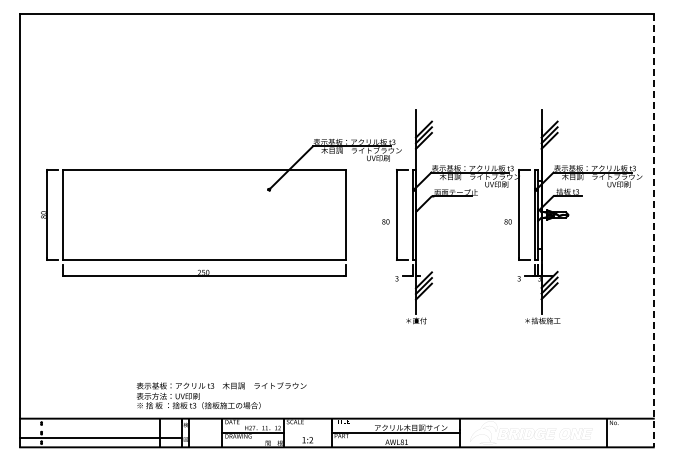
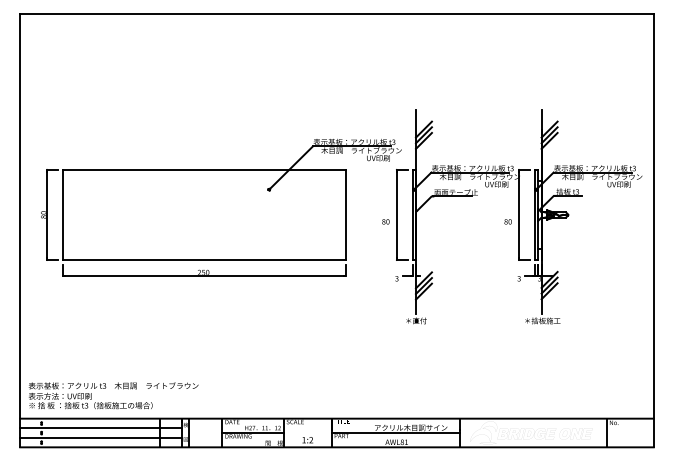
line: dashed -> solid (653, 230)
text position: (221, 395) -> (113, 395) (113, 395)
line: none -> present (101, 428)
